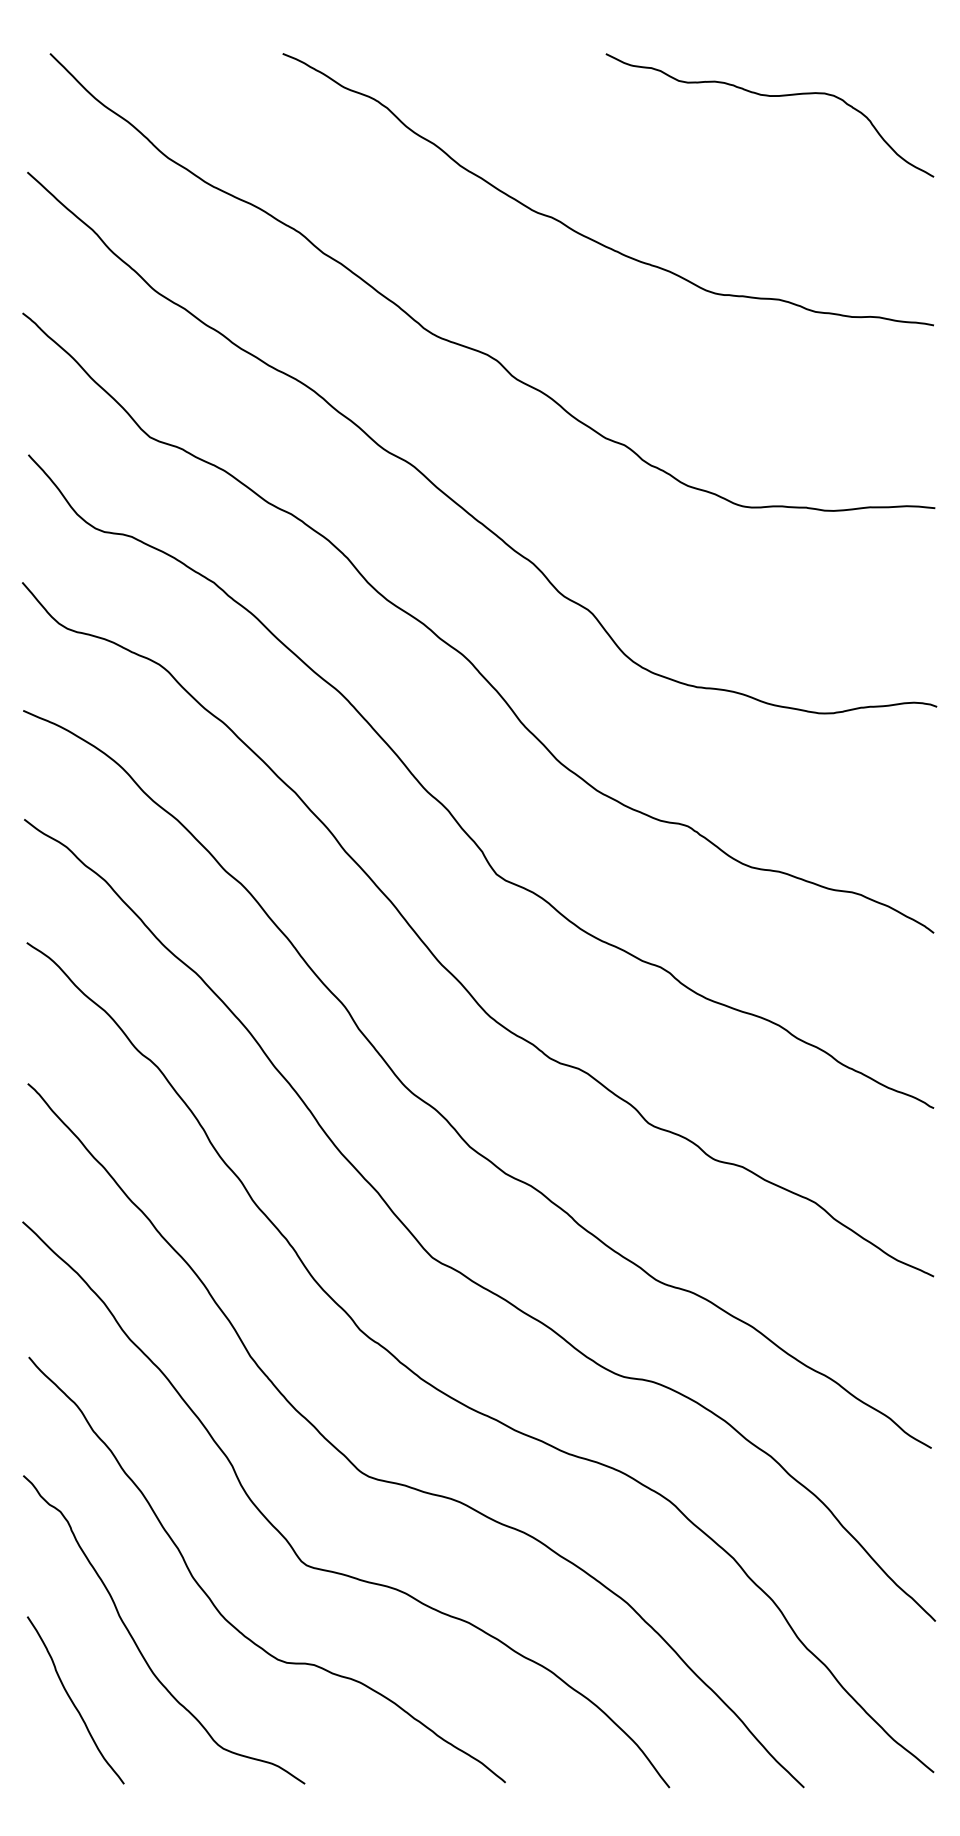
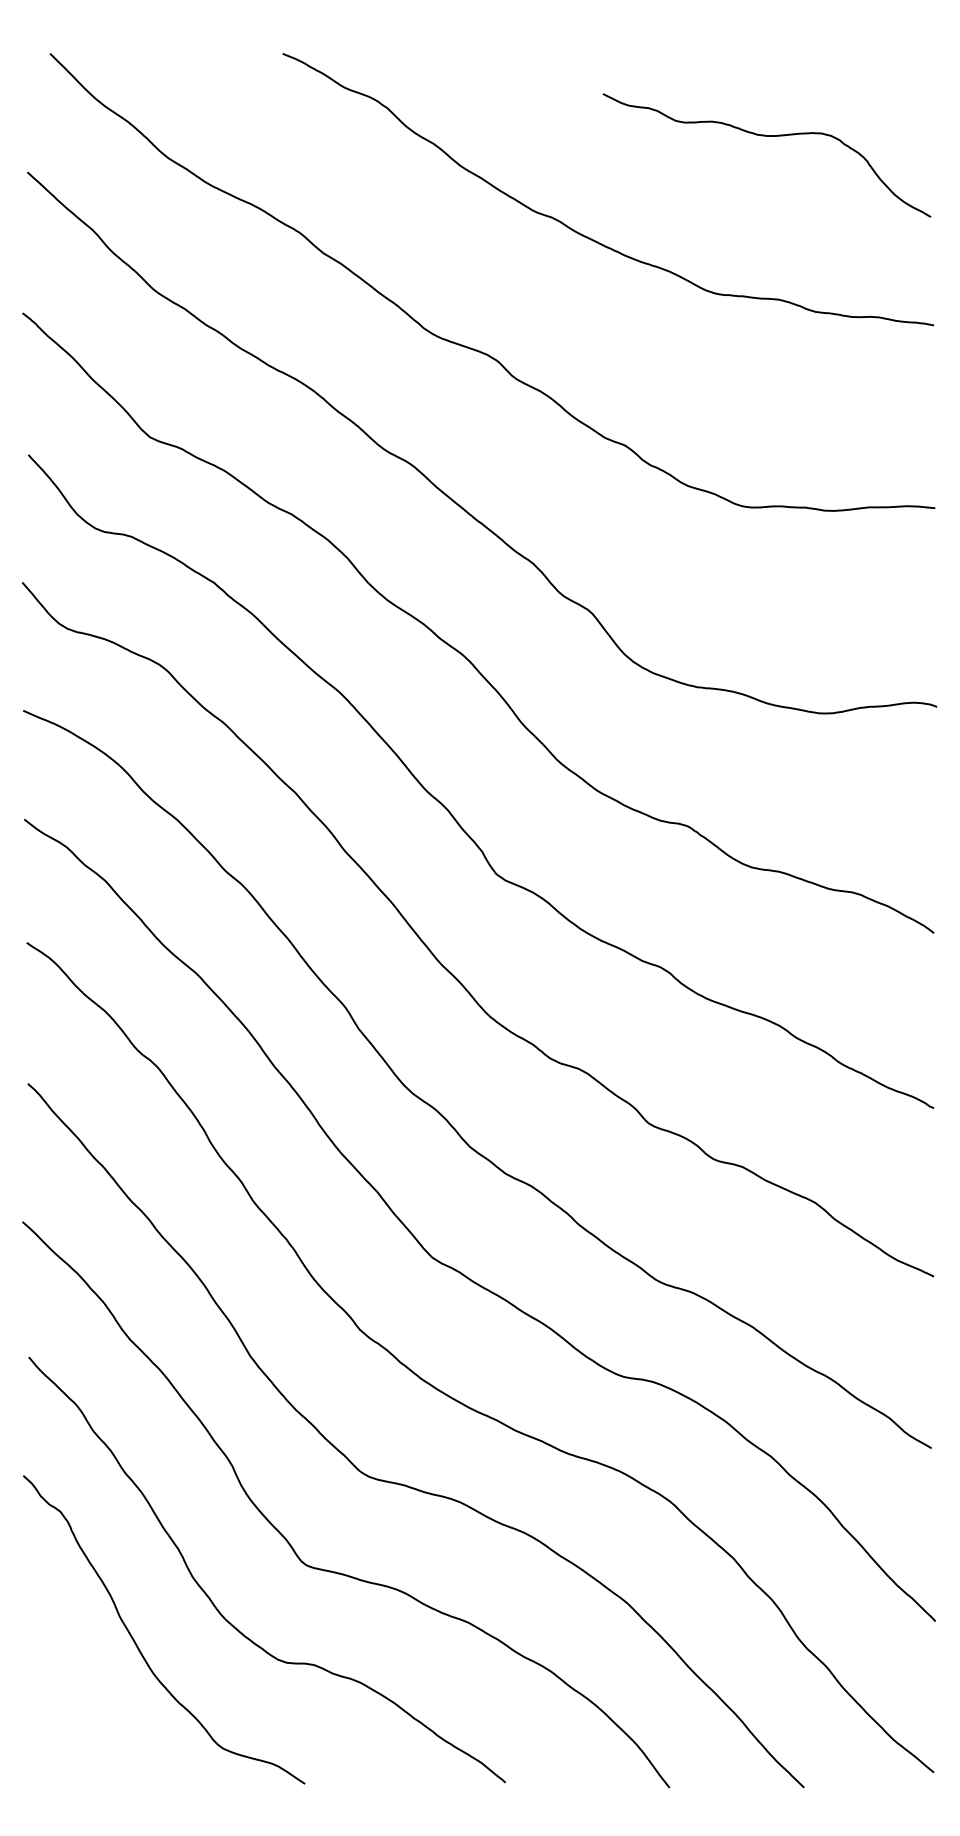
curve position: (769, 96) -> (766, 136) (766, 136)
curve: present -> none (73, 1701)
